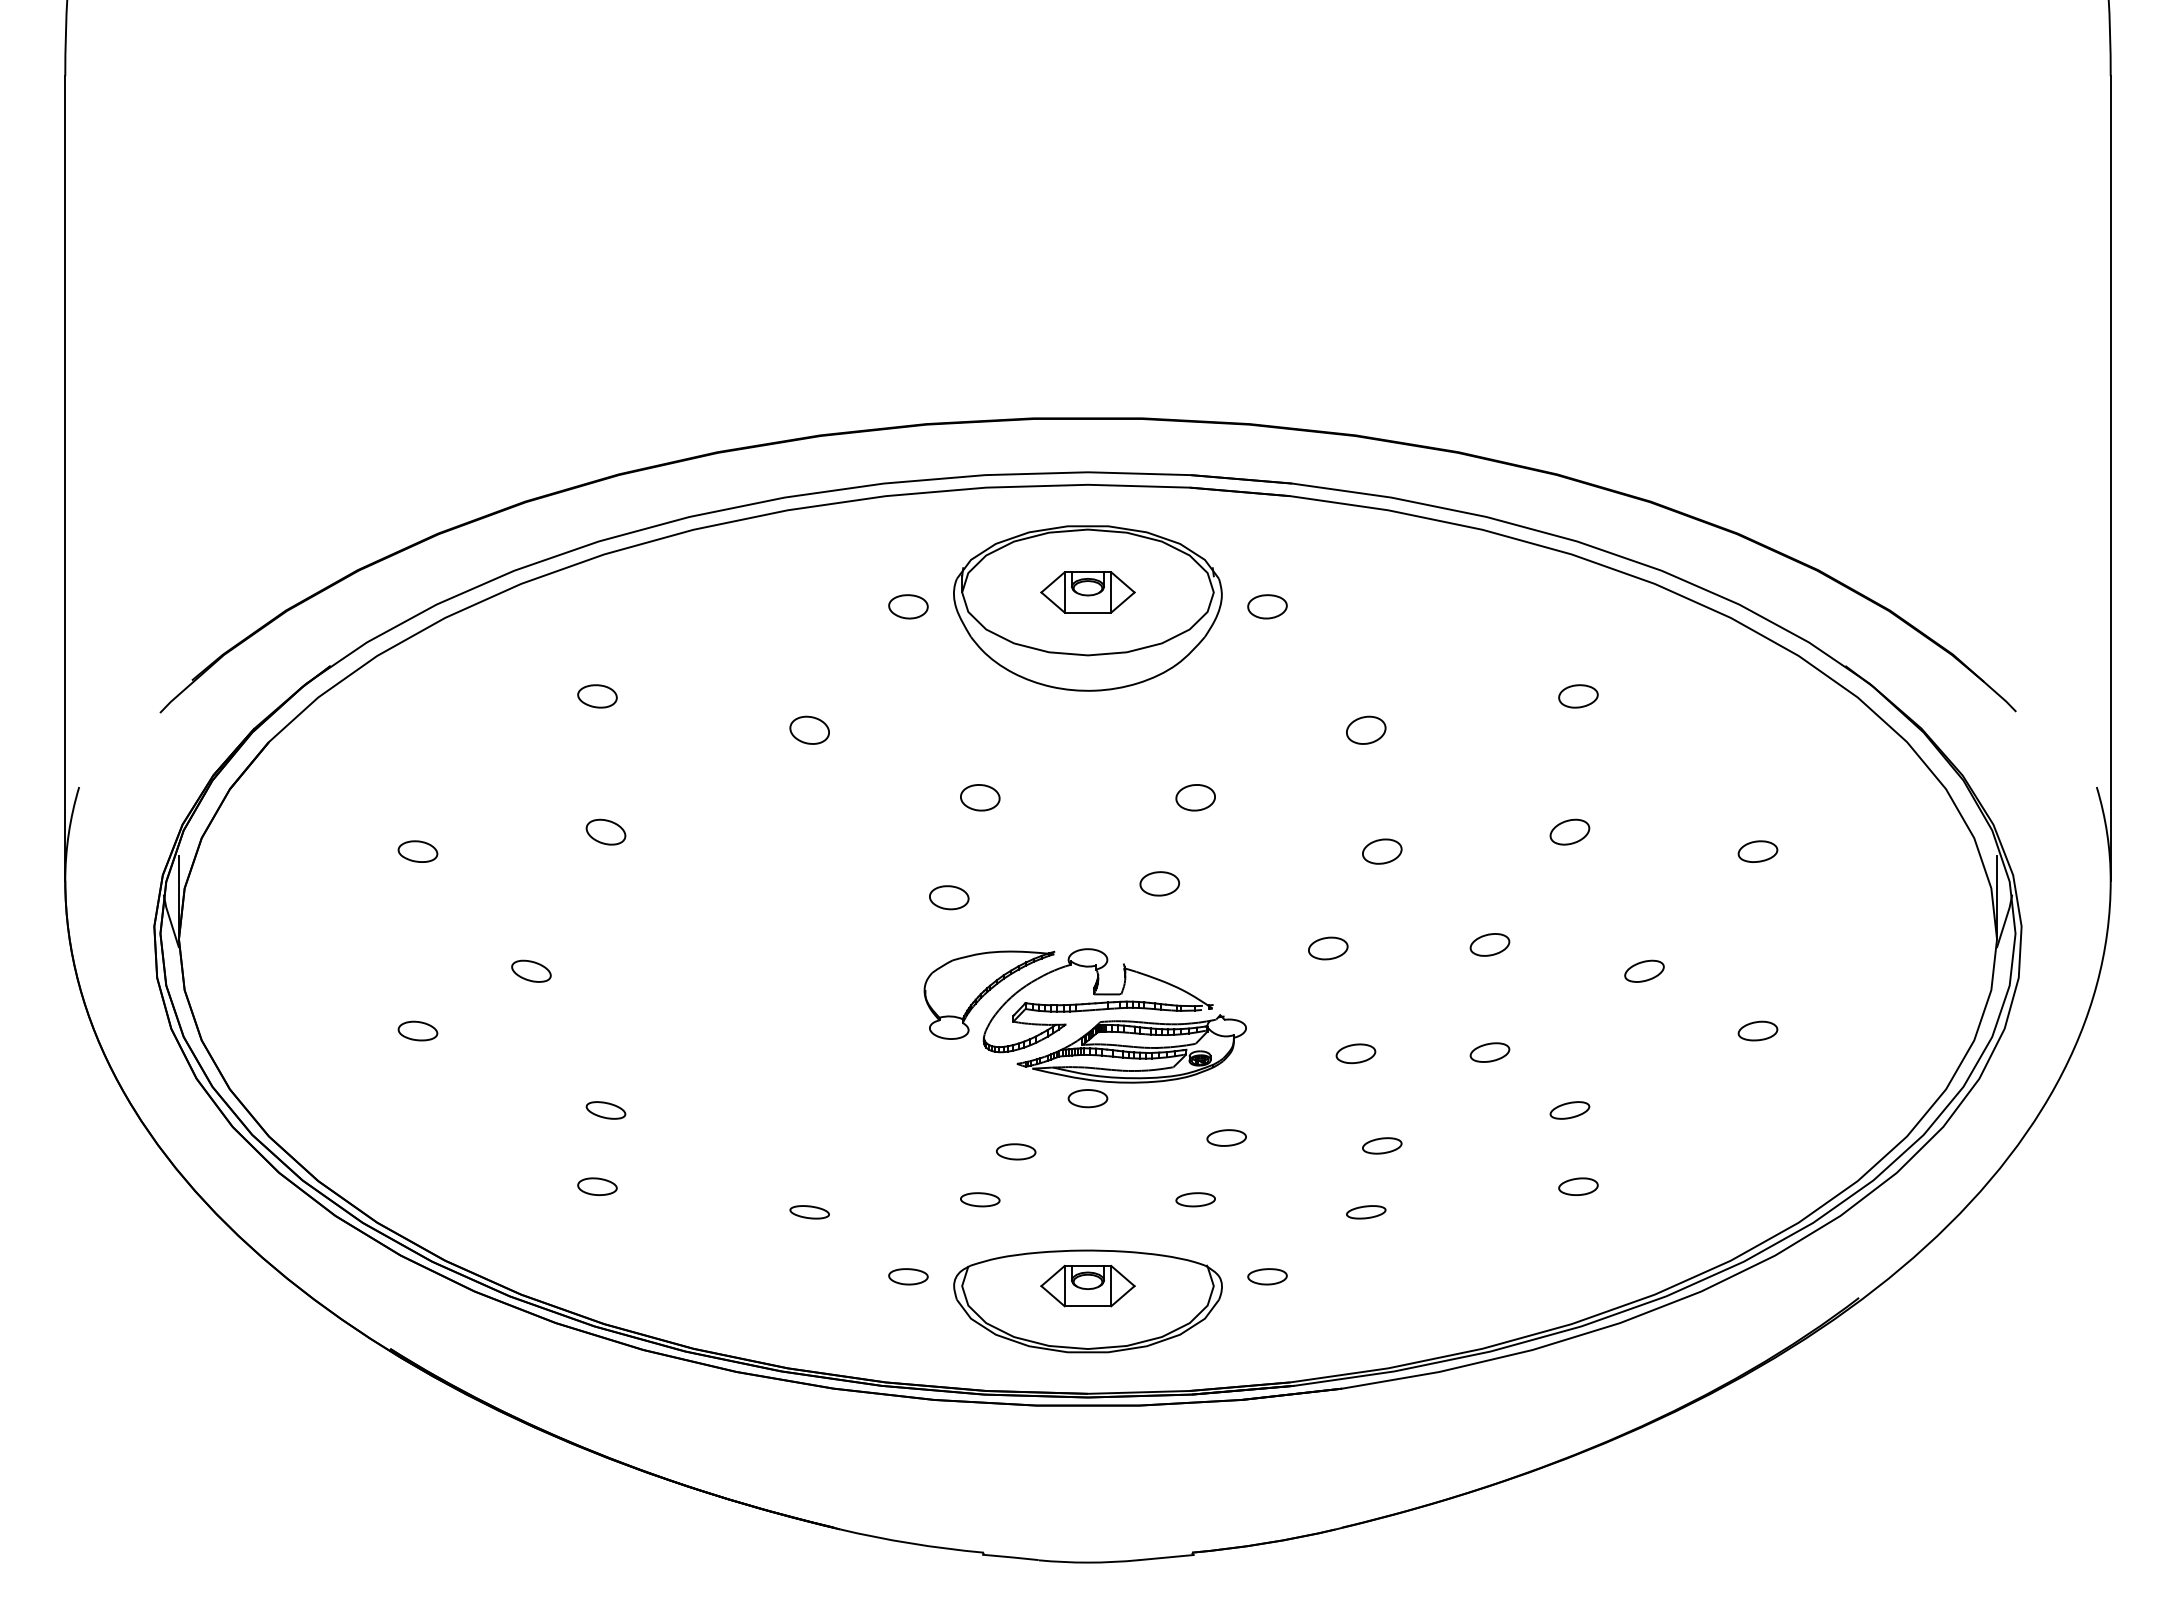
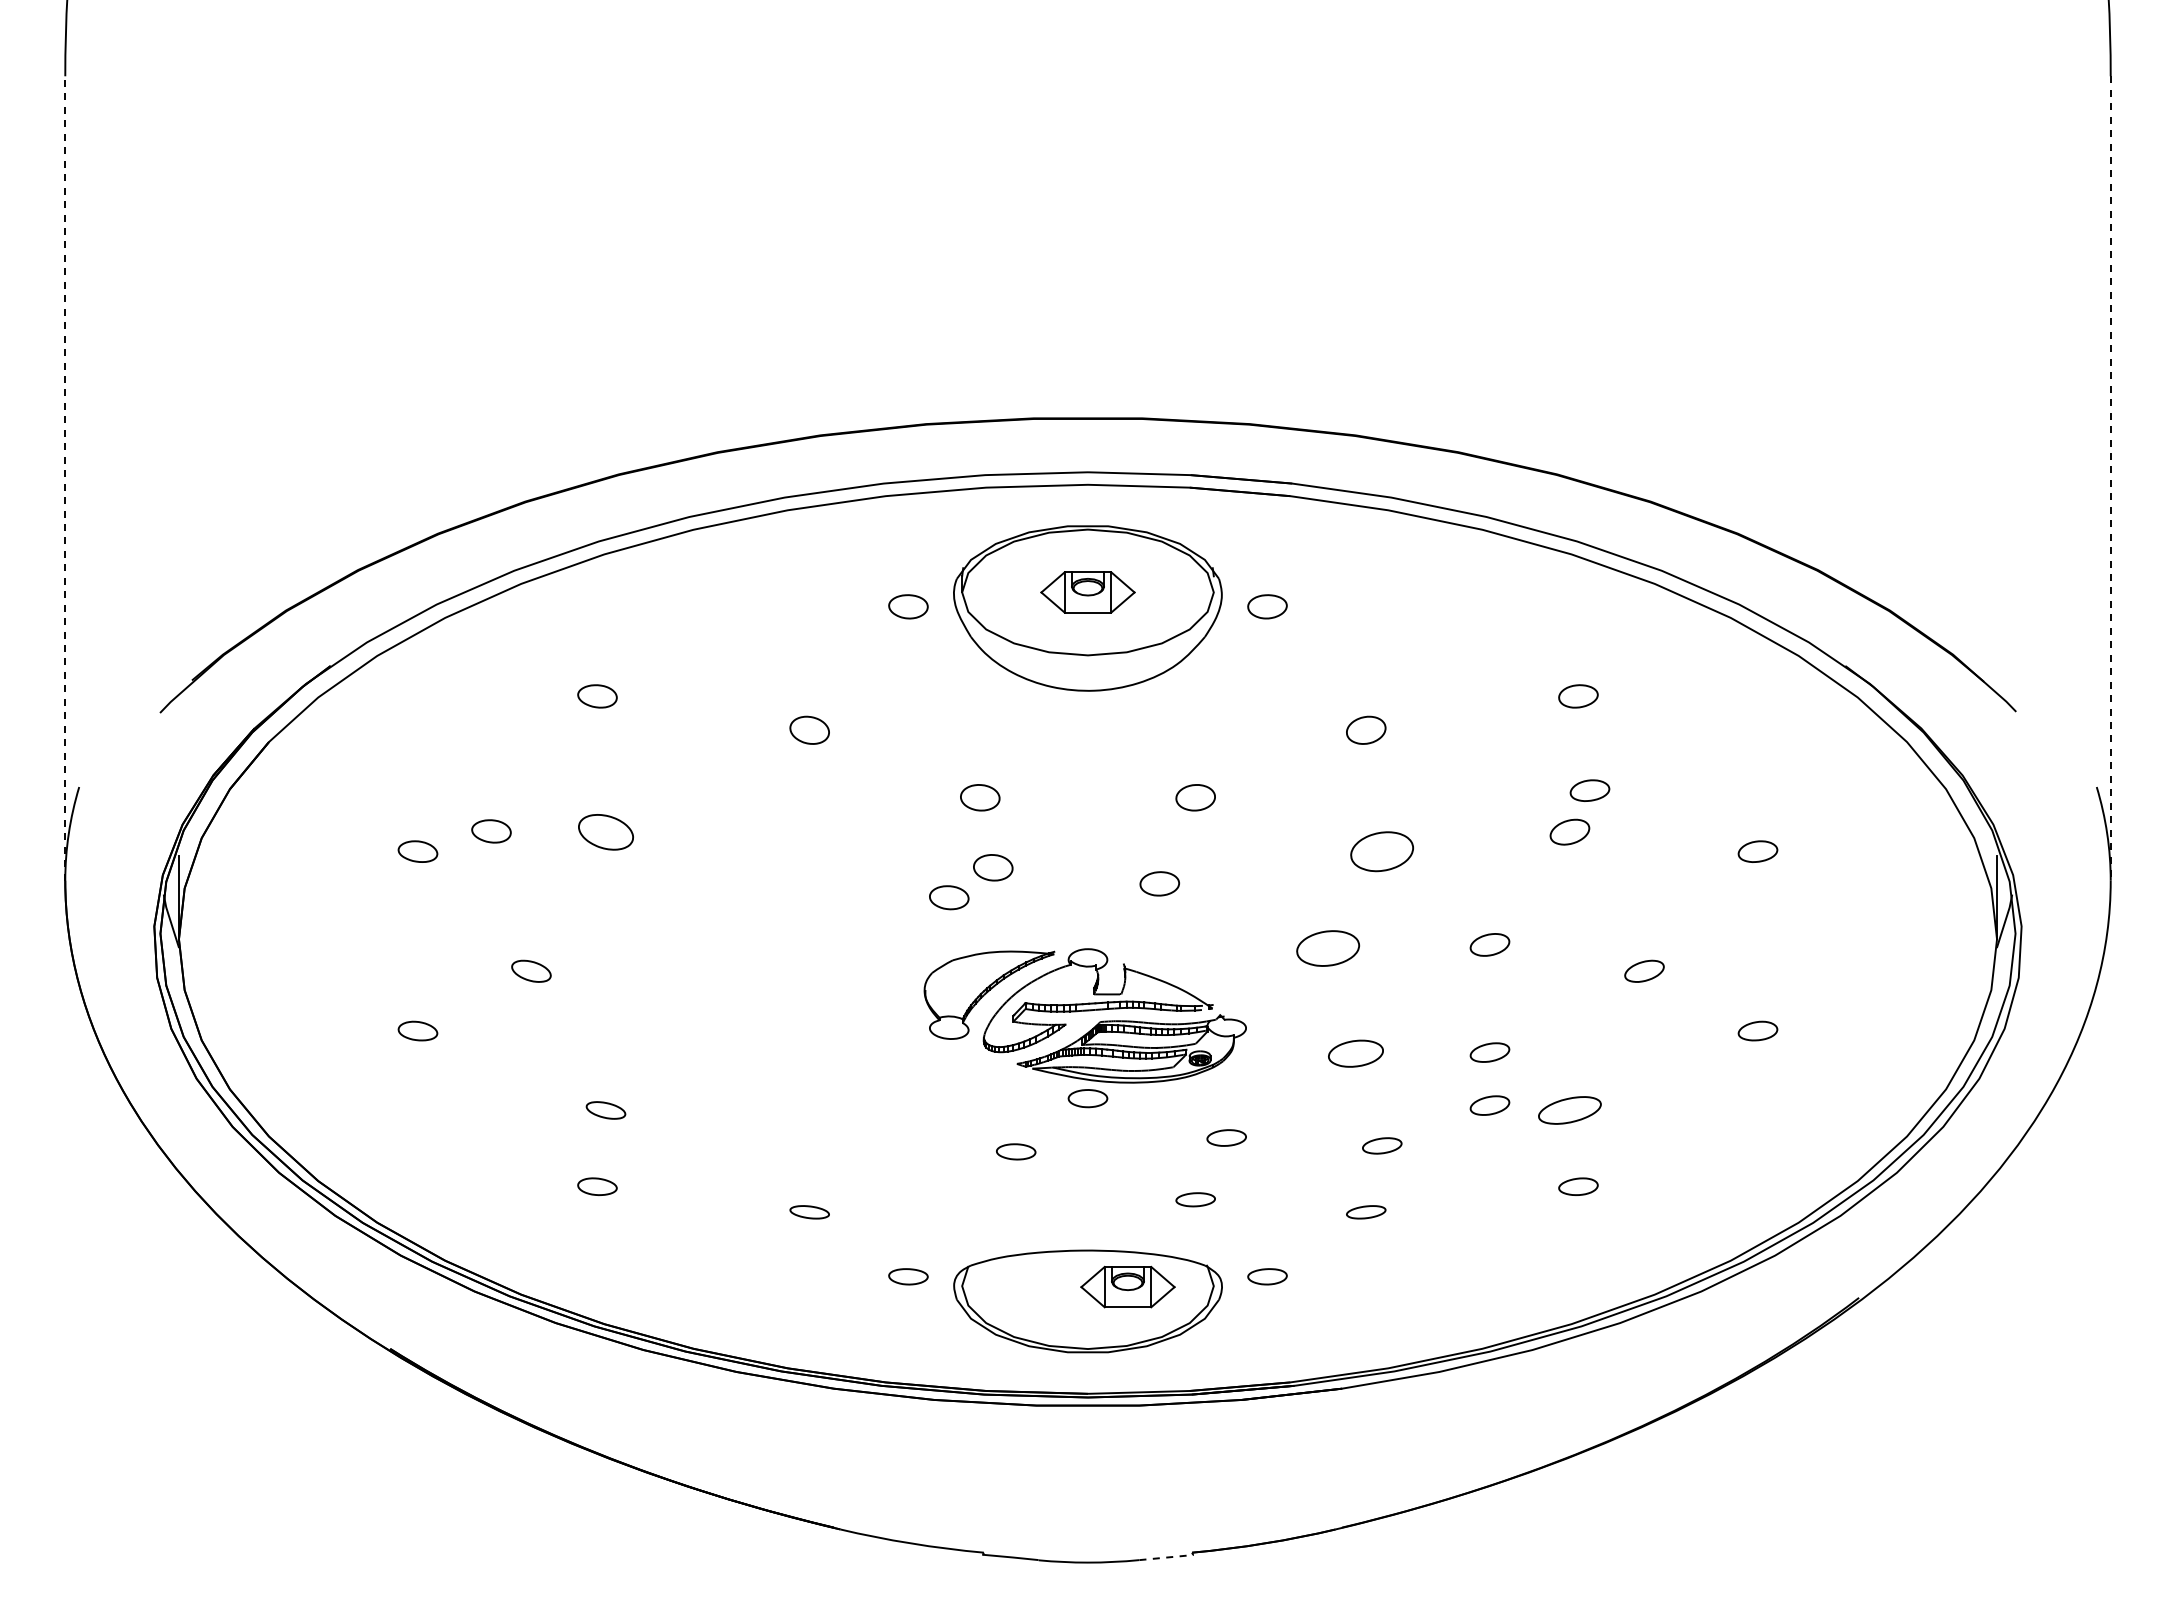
line: solid -> dashed (65, 478)
line: solid -> dashed (2110, 479)
part: none -> present (1589, 790)
part: none -> present (491, 831)
part size: 42x28 px -> 56x37 px (605, 832)
part size: 41x27 px -> 64x42 px (1381, 851)
part: none -> present (993, 867)
part size: 41x25 px -> 65x37 px (1328, 948)
part size: 42x22 px -> 56x29 px (1355, 1053)
part: none -> present (1489, 1105)
part size: 42x19 px -> 64x29 px (1569, 1110)
part: present -> none (980, 1199)
part position: (1087, 1285) -> (1127, 1286) (1127, 1286)
line: solid -> dashed (1167, 1557)
